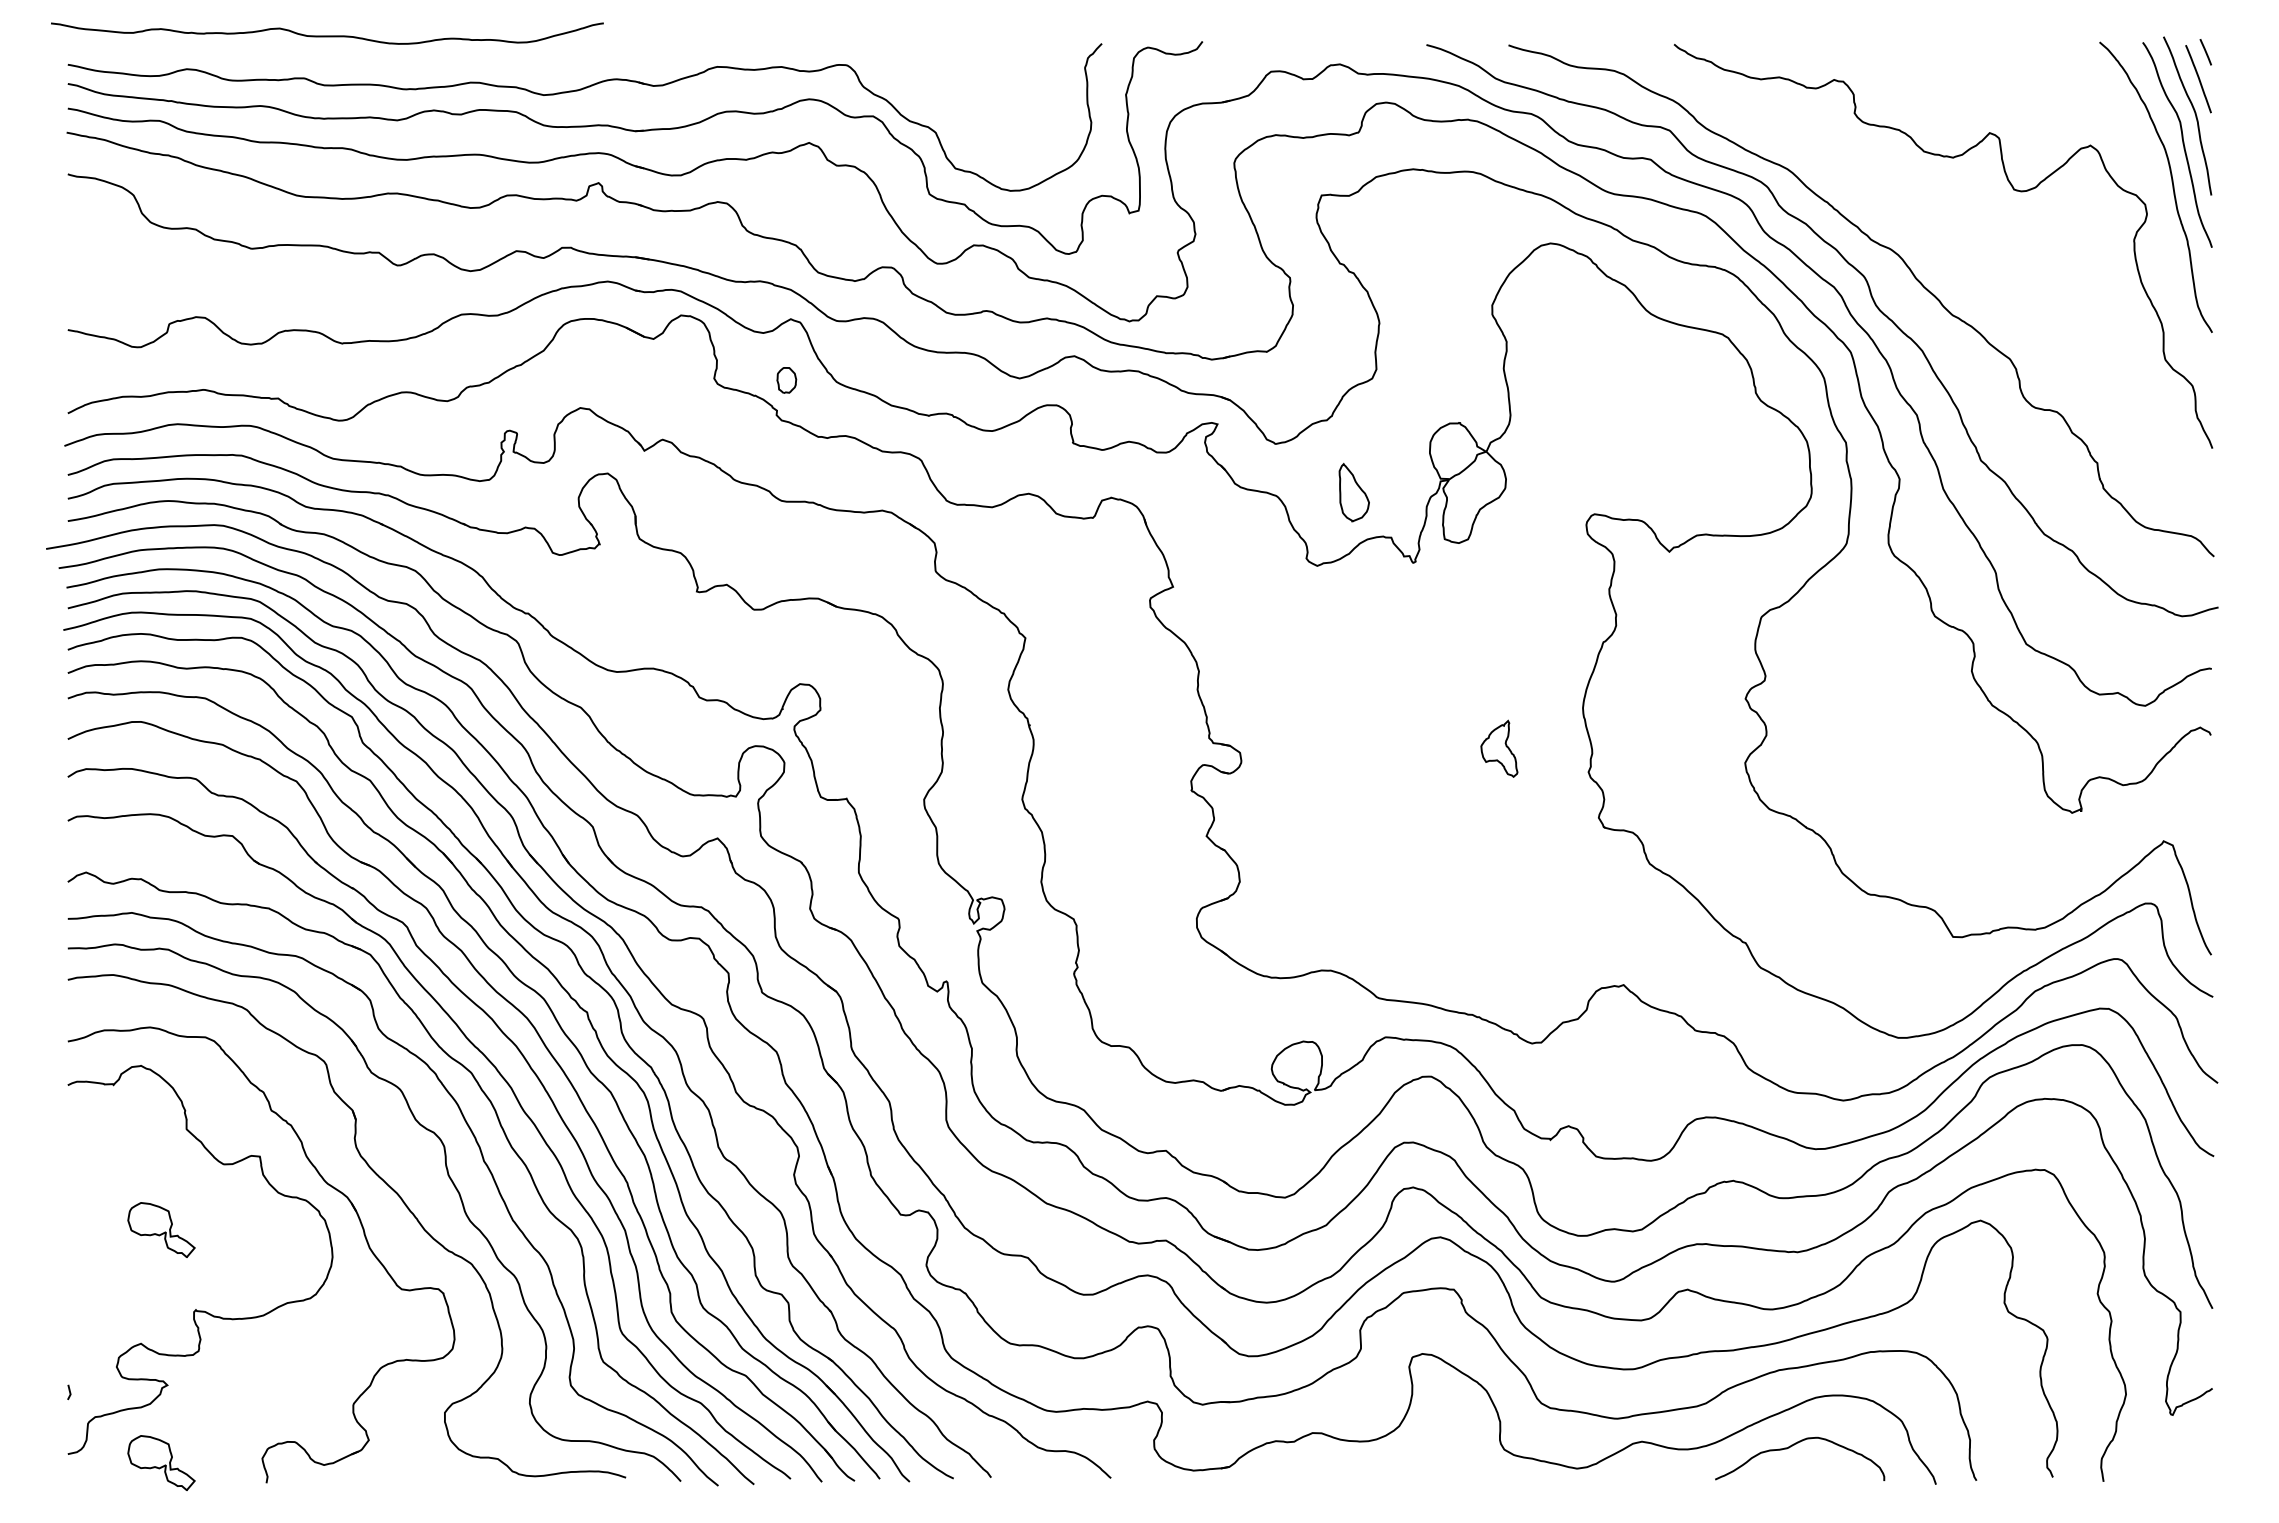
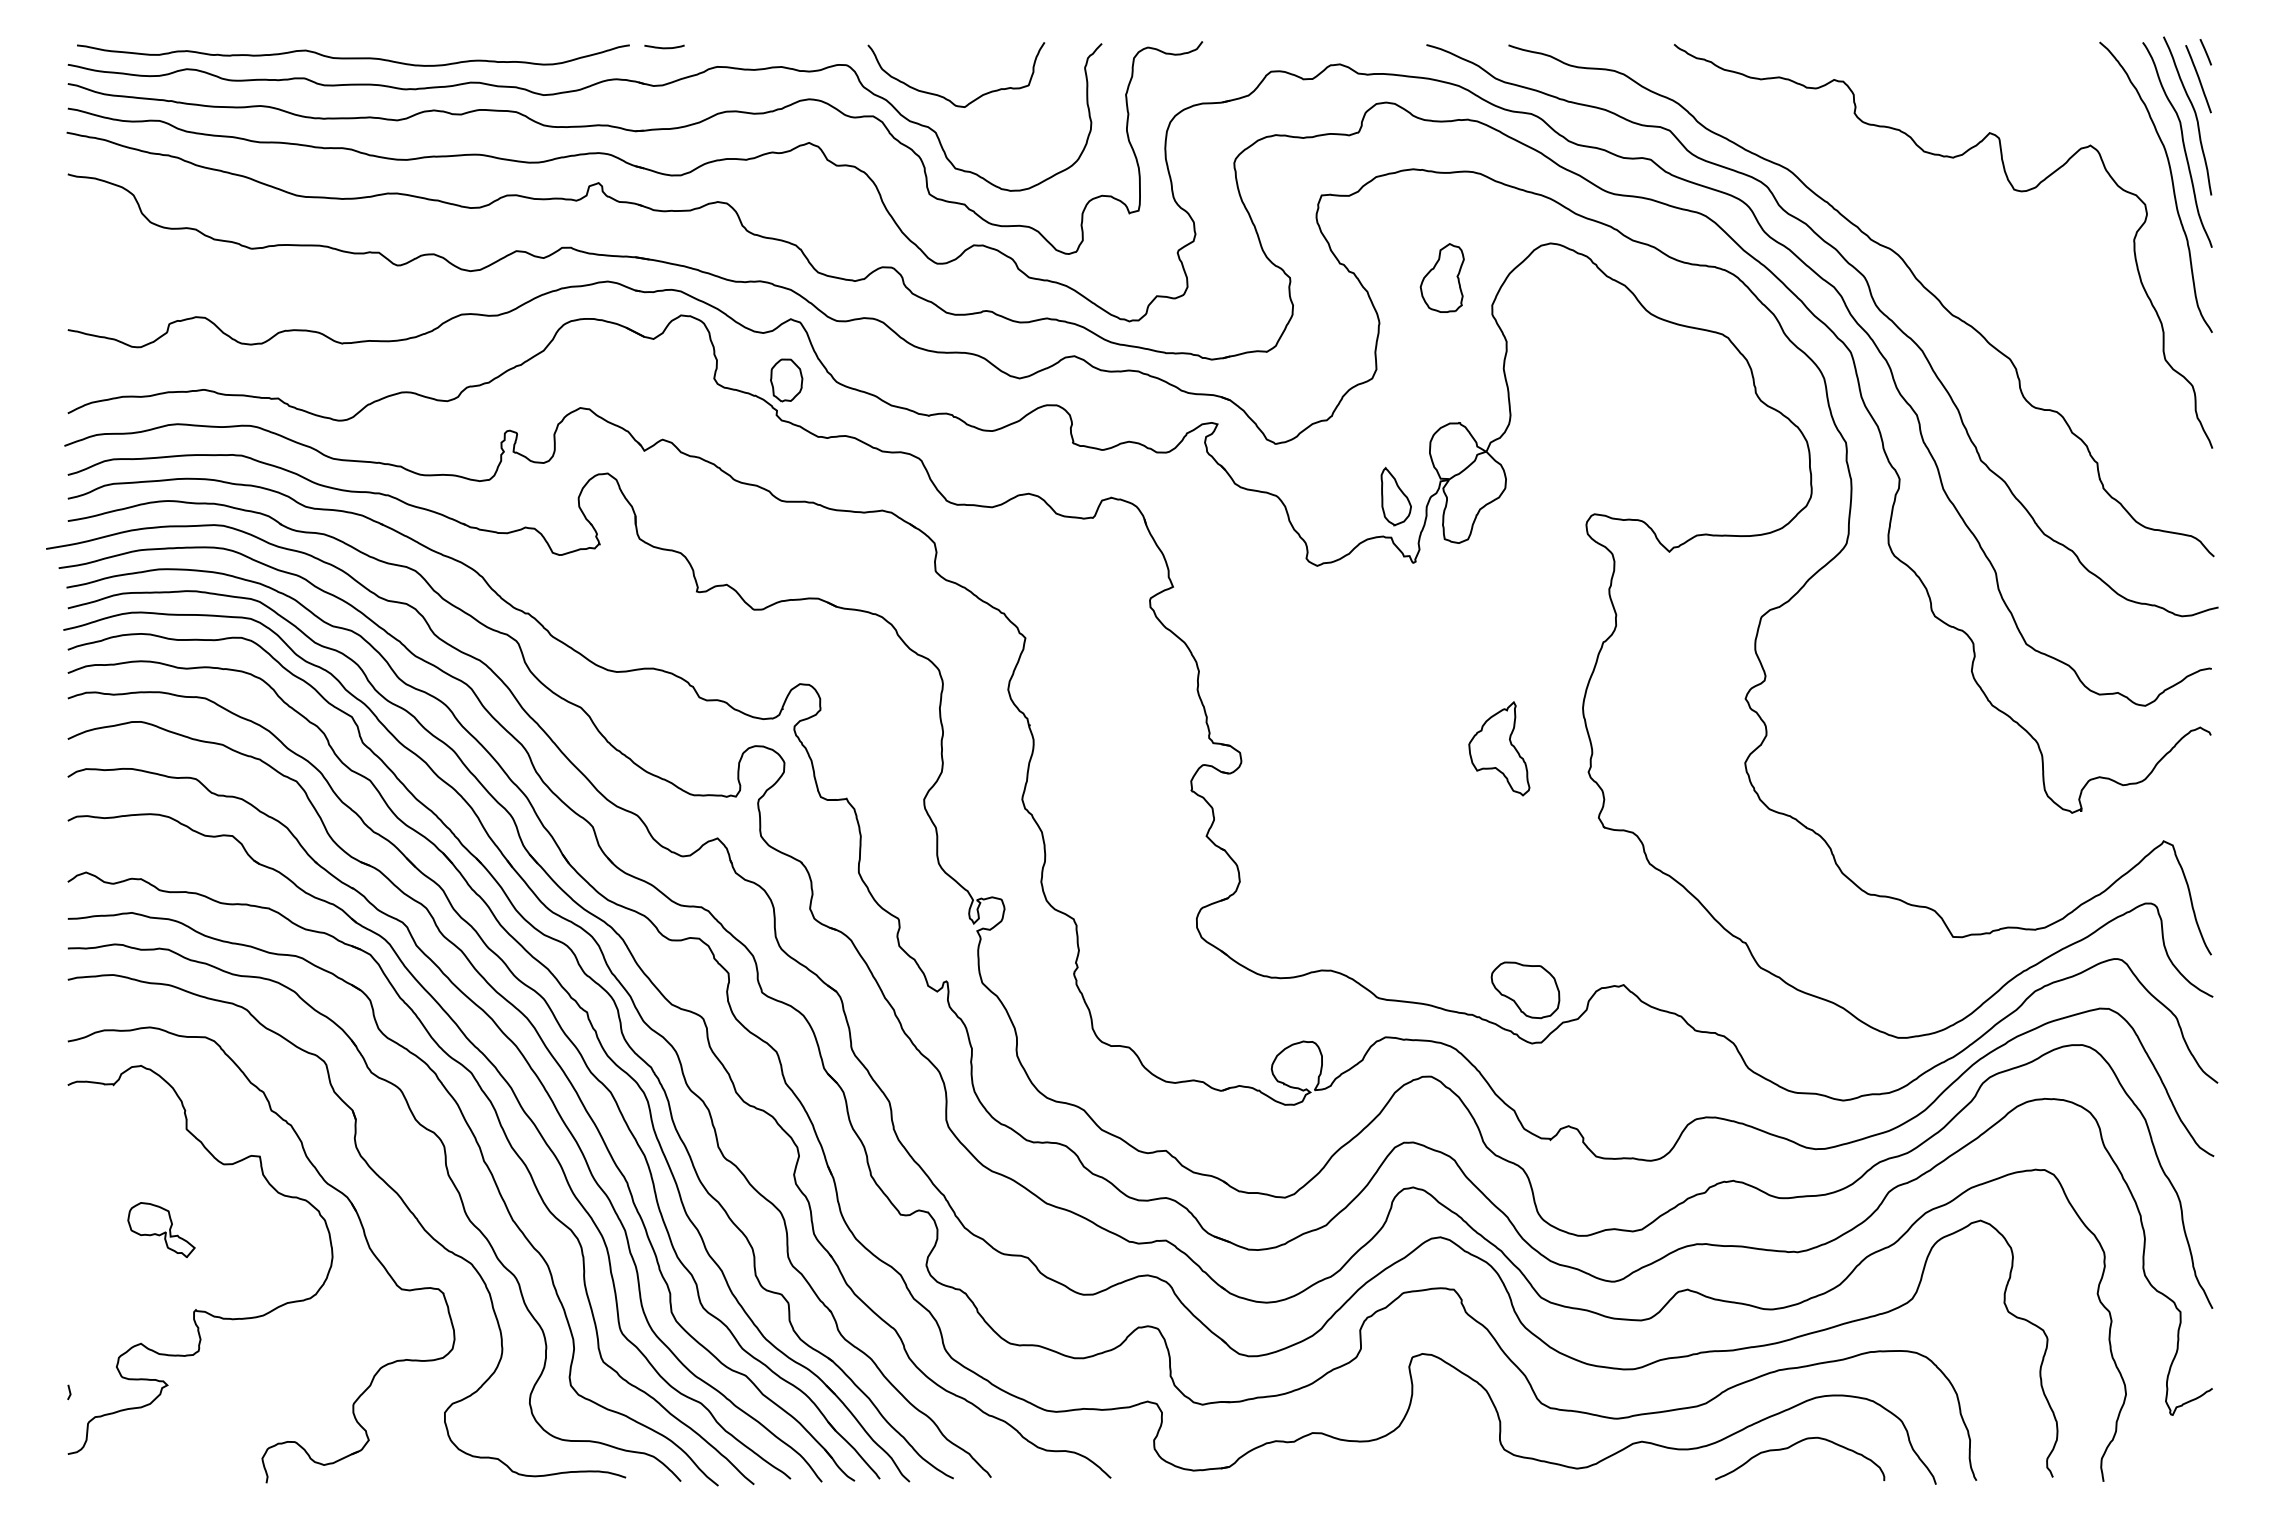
curve position: (327, 35) -> (353, 57) (353, 57)
curve: none -> present (664, 47)
curve: none -> present (944, 96)
part: none -> present (1441, 277)
part size: 22x27 px -> 34x45 px (786, 380)
part position: (1353, 492) -> (1395, 496) (1395, 496)
part size: 39x59 px -> 63x96 px (1499, 748)
part: none -> present (1525, 990)
part: present -> none (161, 1462)
